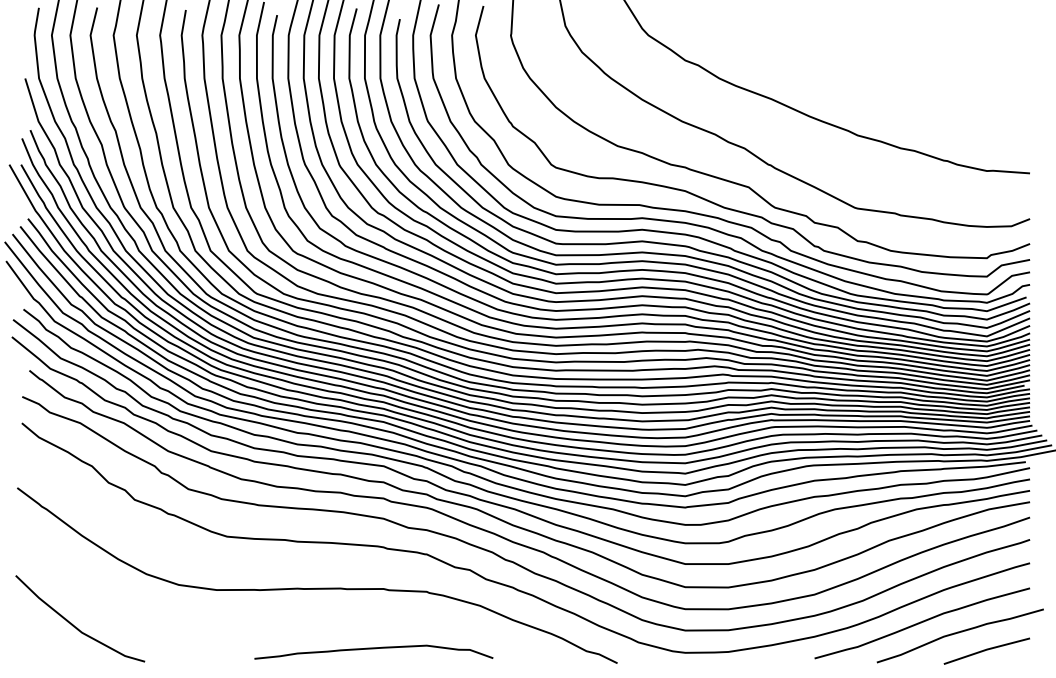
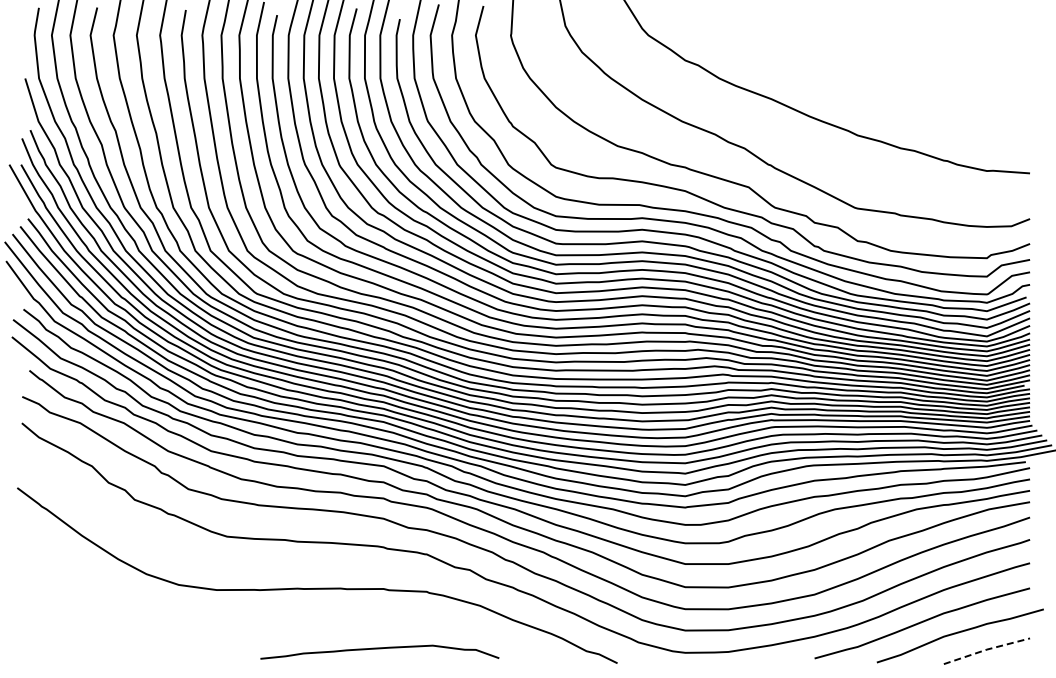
line: present -> none (73, 624)
curve position: (373, 649) -> (379, 649) (379, 649)
line: solid -> dashed (986, 649)
